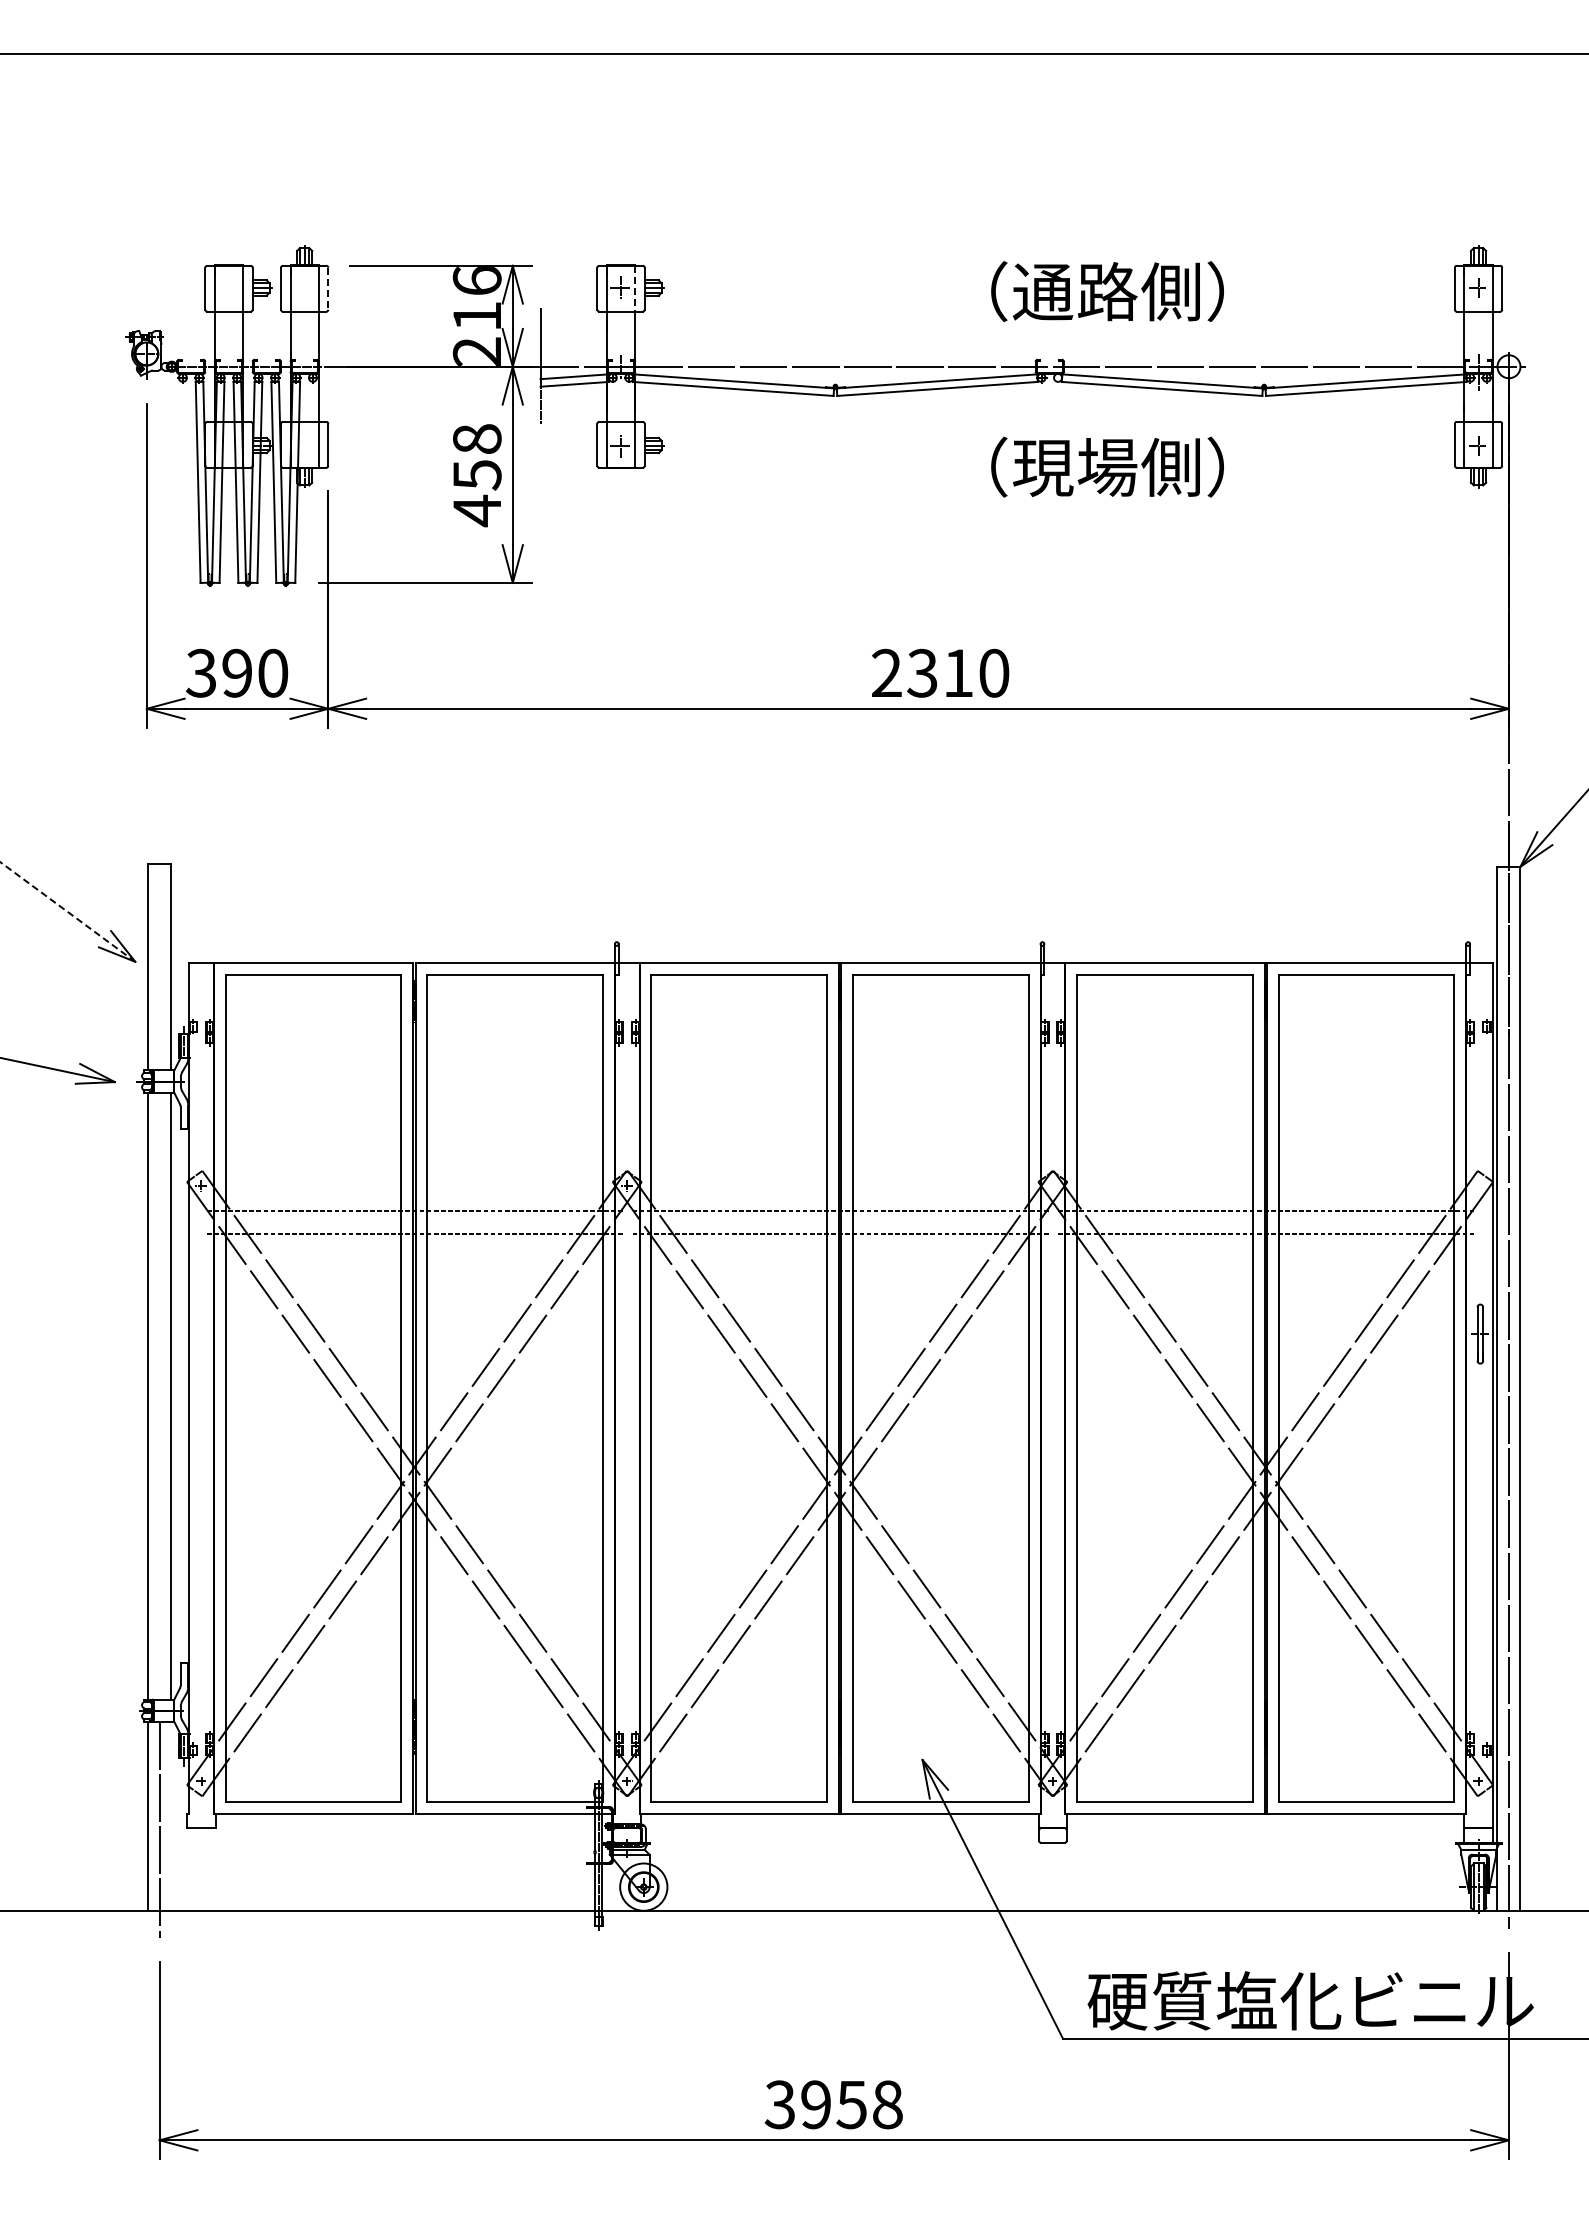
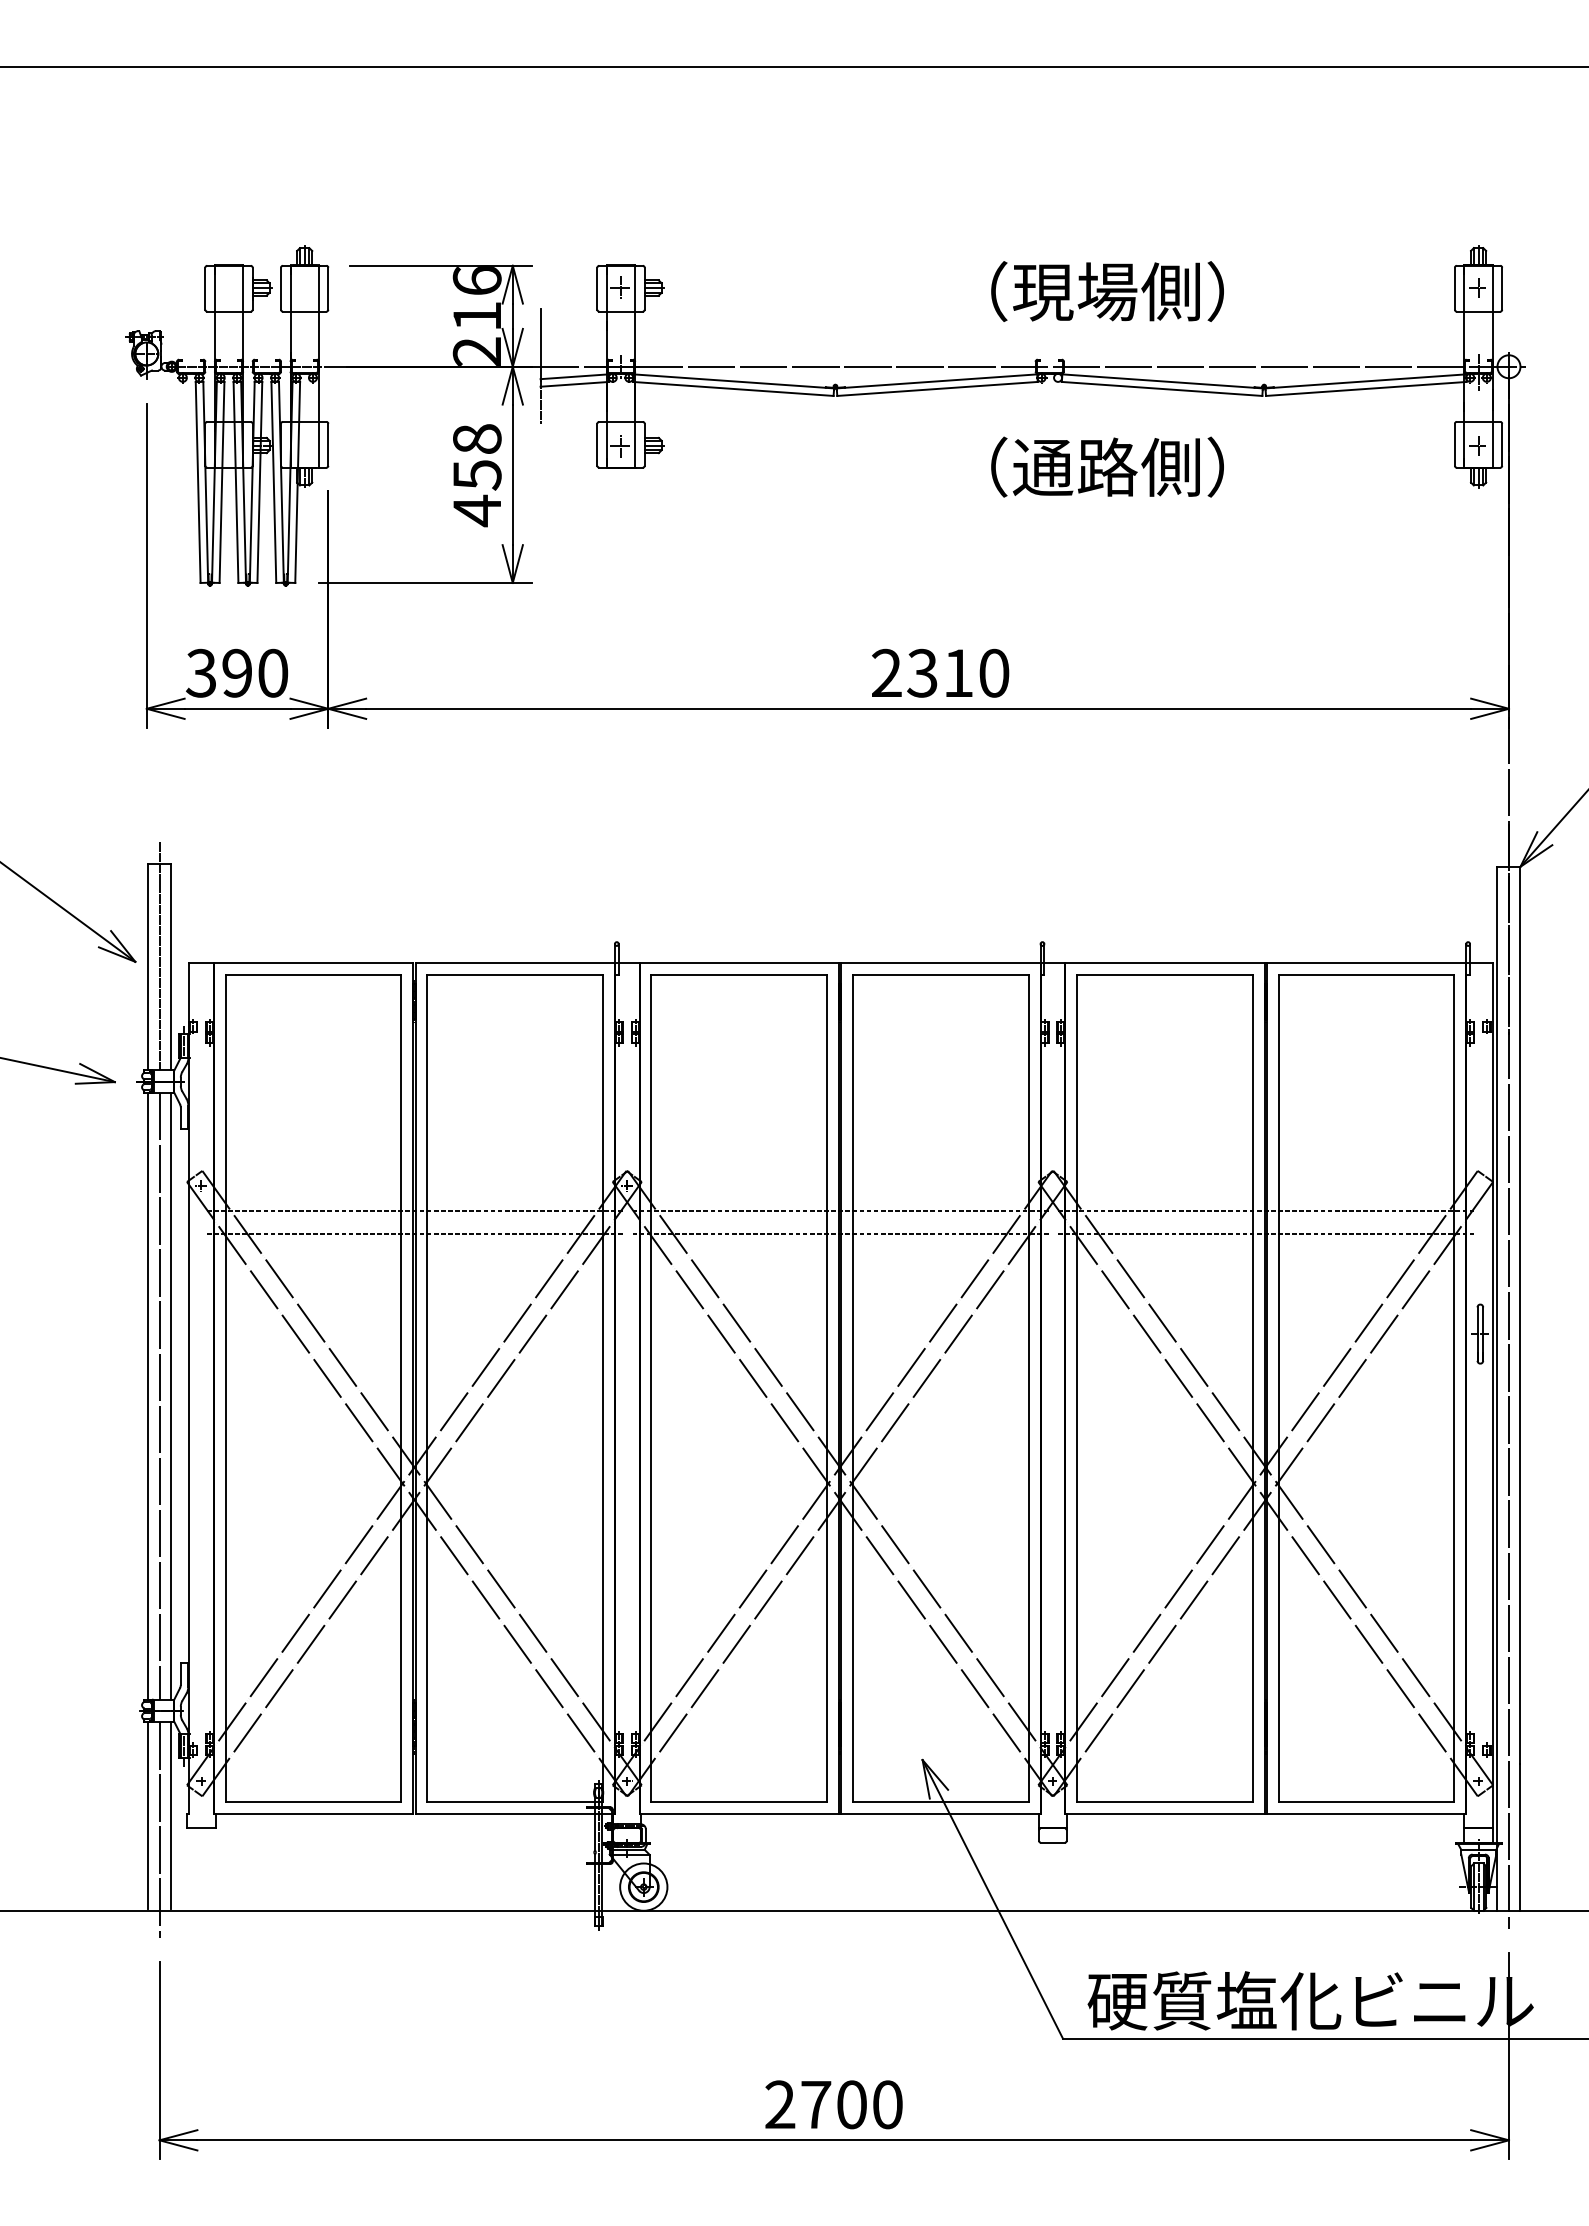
line position: (793, 53) -> (793, 66) (793, 66)
line: dashed -> solid (635, 288)
line: dashed -> solid (328, 289)
text: （通路側） -> （現場側） (1075, 291)
text: （現場側） -> （通路側） (1074, 466)
line: dashed -> solid (67, 912)
line: none -> present (159, 956)
line: none -> present (159, 1396)
line: none -> present (171, 1814)
text: 3958 -> 2700 (833, 2104)
